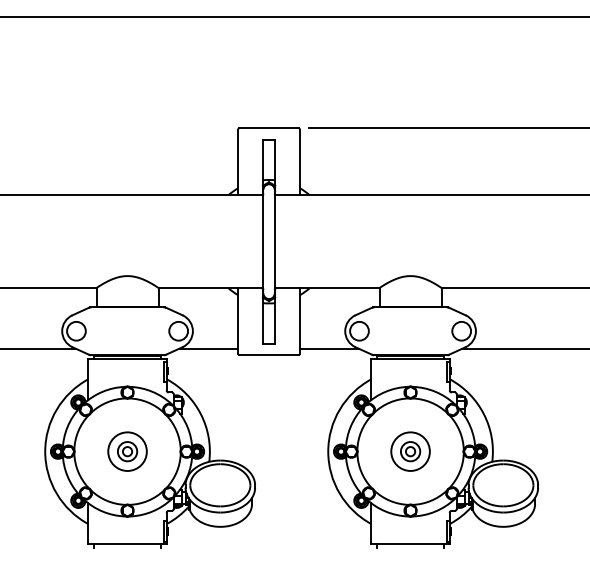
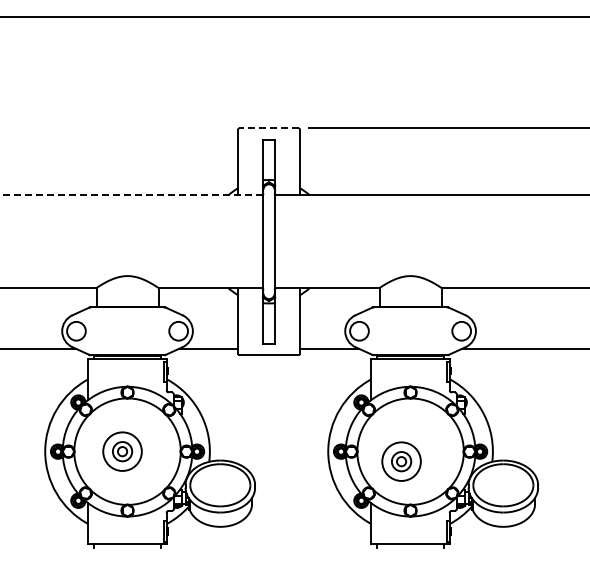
line: solid -> dashed (269, 128)
line: solid -> dashed (131, 195)
part position: (127, 451) -> (122, 451) (122, 451)
part position: (410, 451) -> (401, 461) (401, 461)
